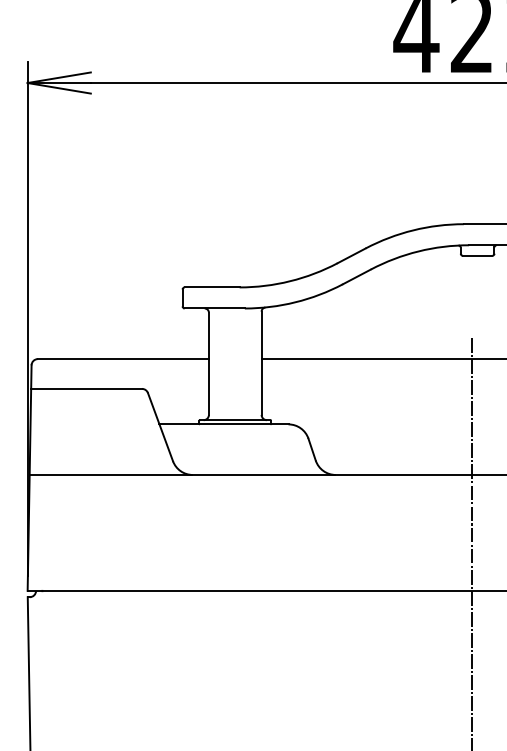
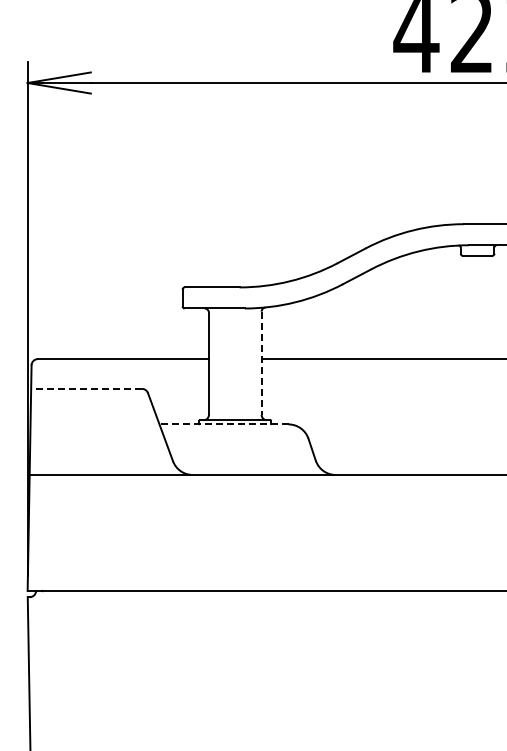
line: solid -> dashed (261, 363)
line: solid -> dashed (86, 388)
line: solid -> dashed (224, 424)
line: present -> none (472, 542)
